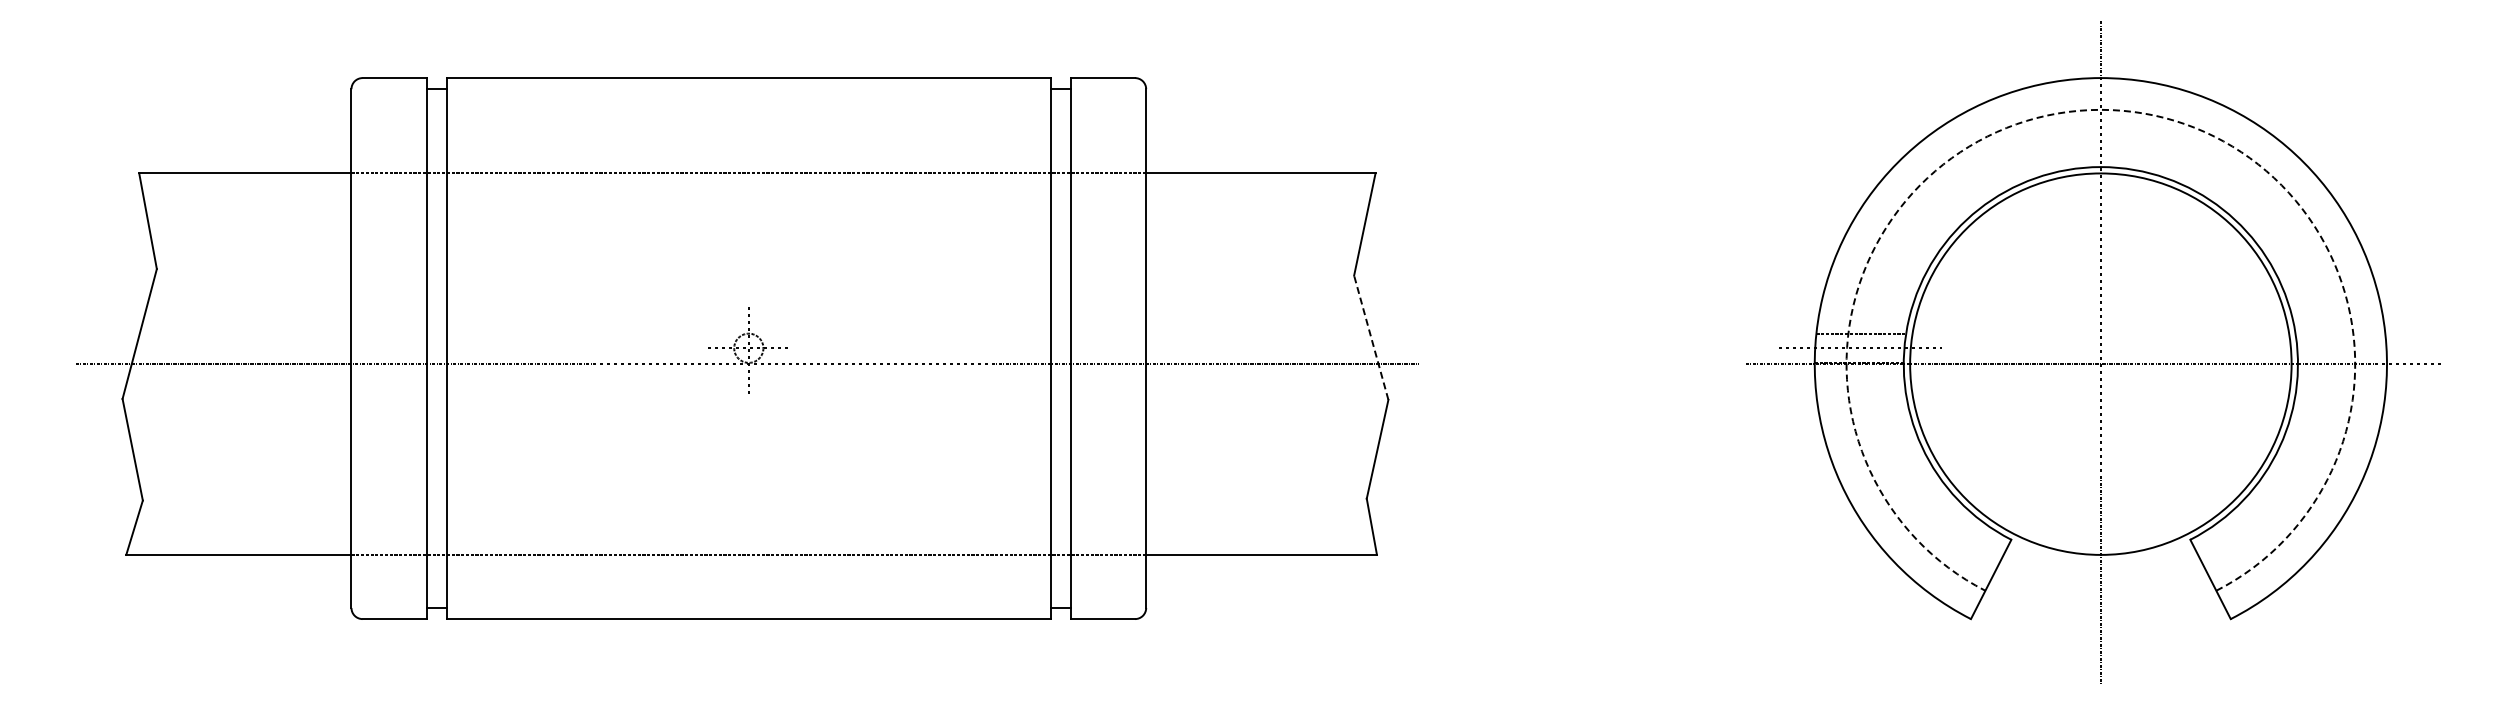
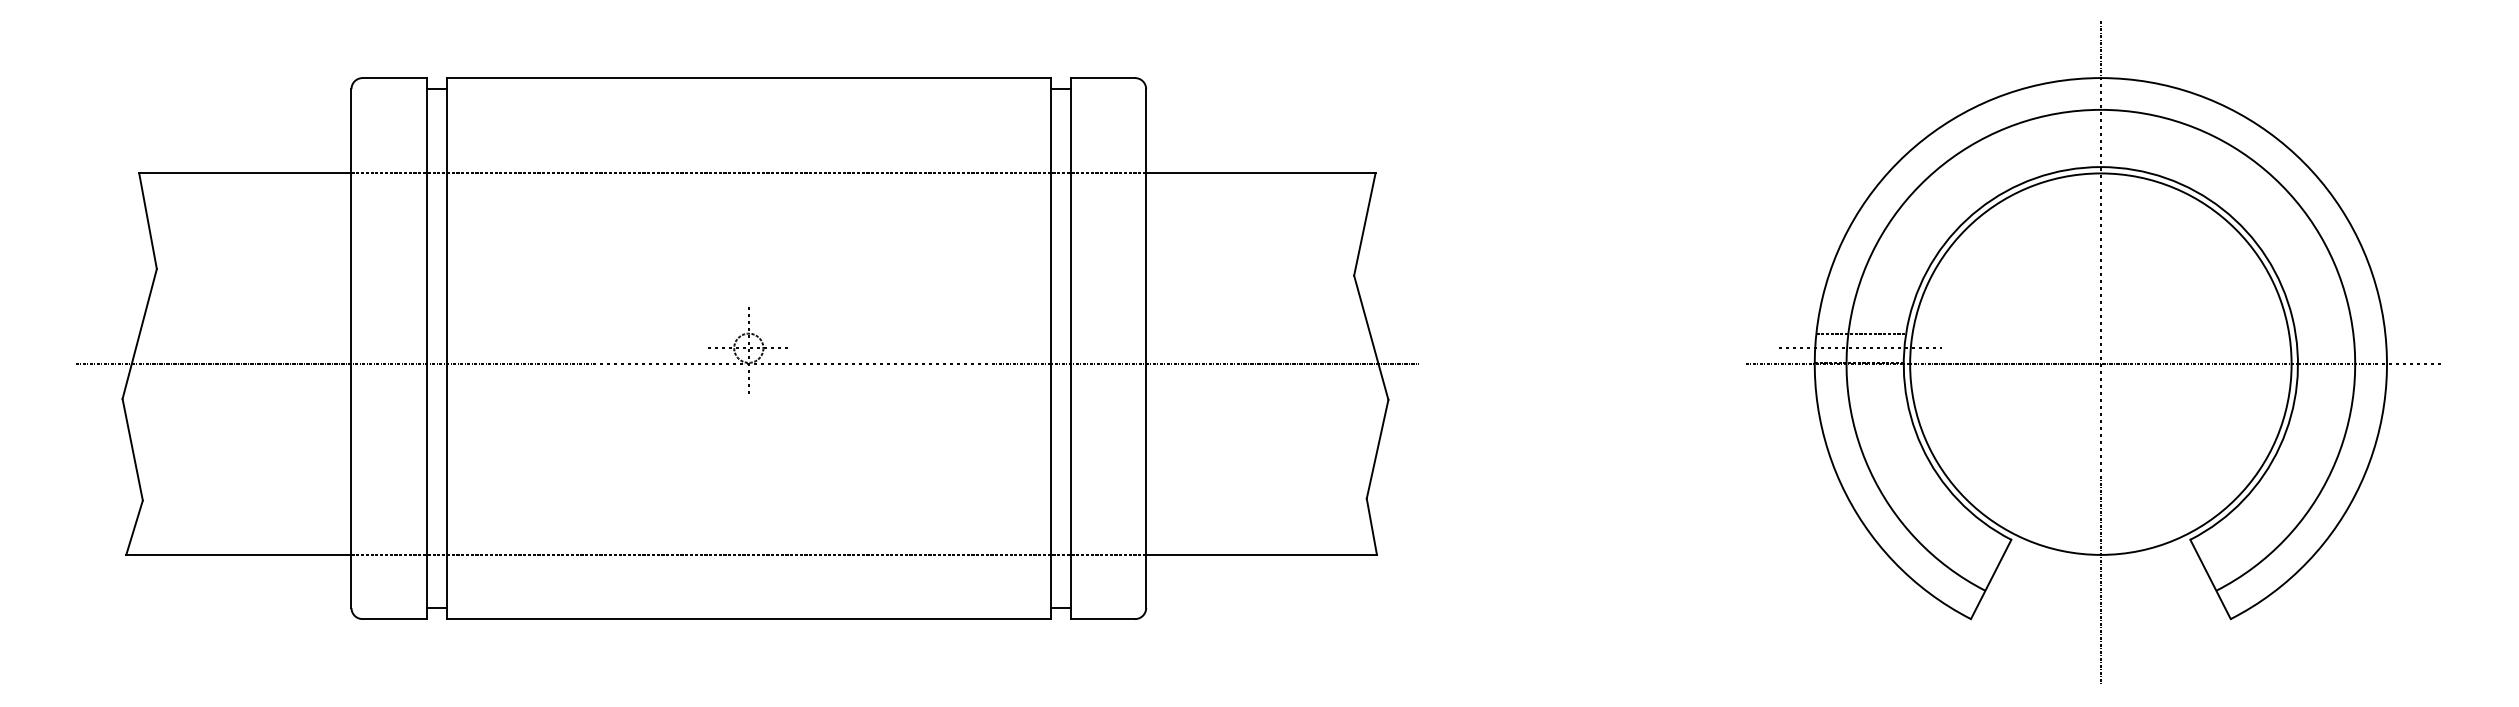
arc: dashed -> solid (2100, 109)
line: dashed -> solid (1371, 337)
